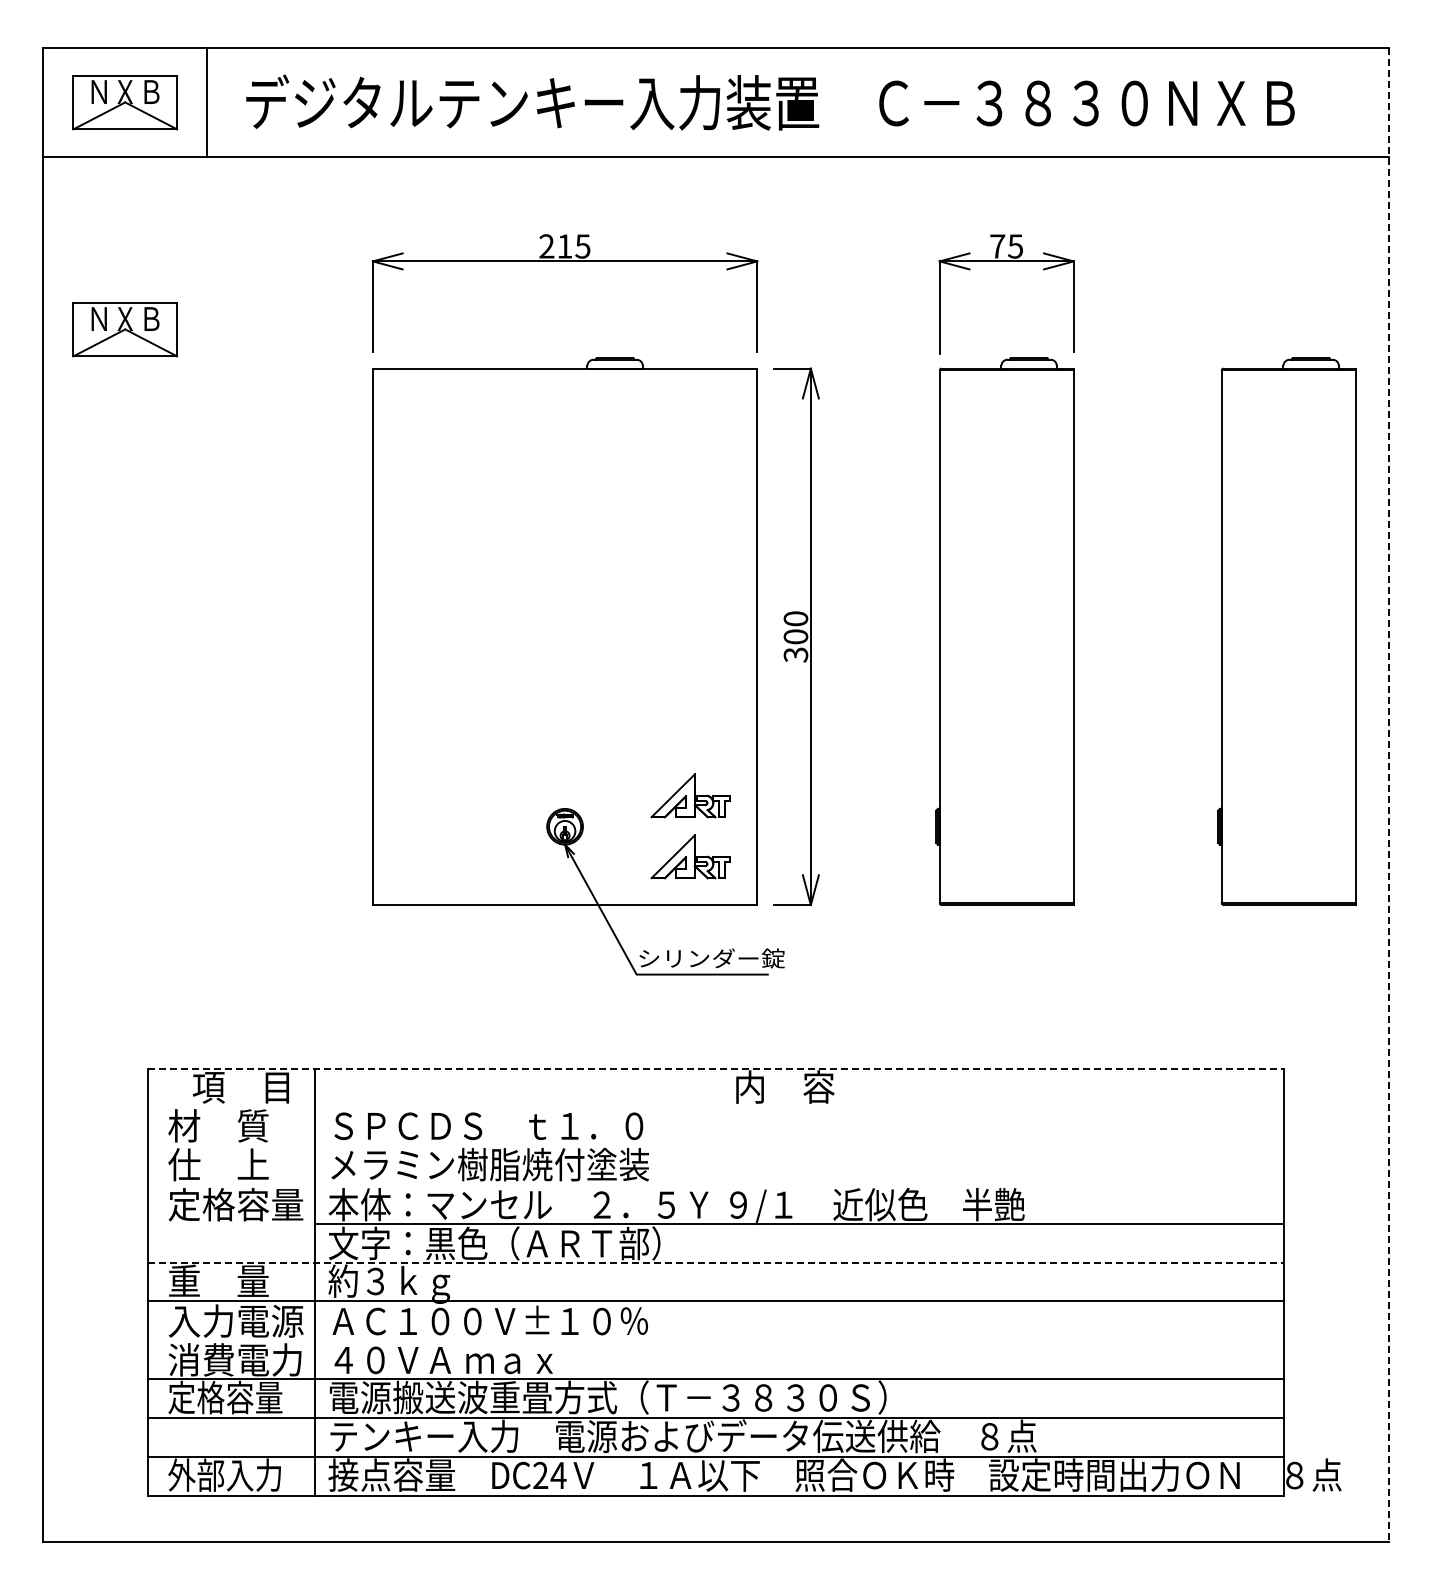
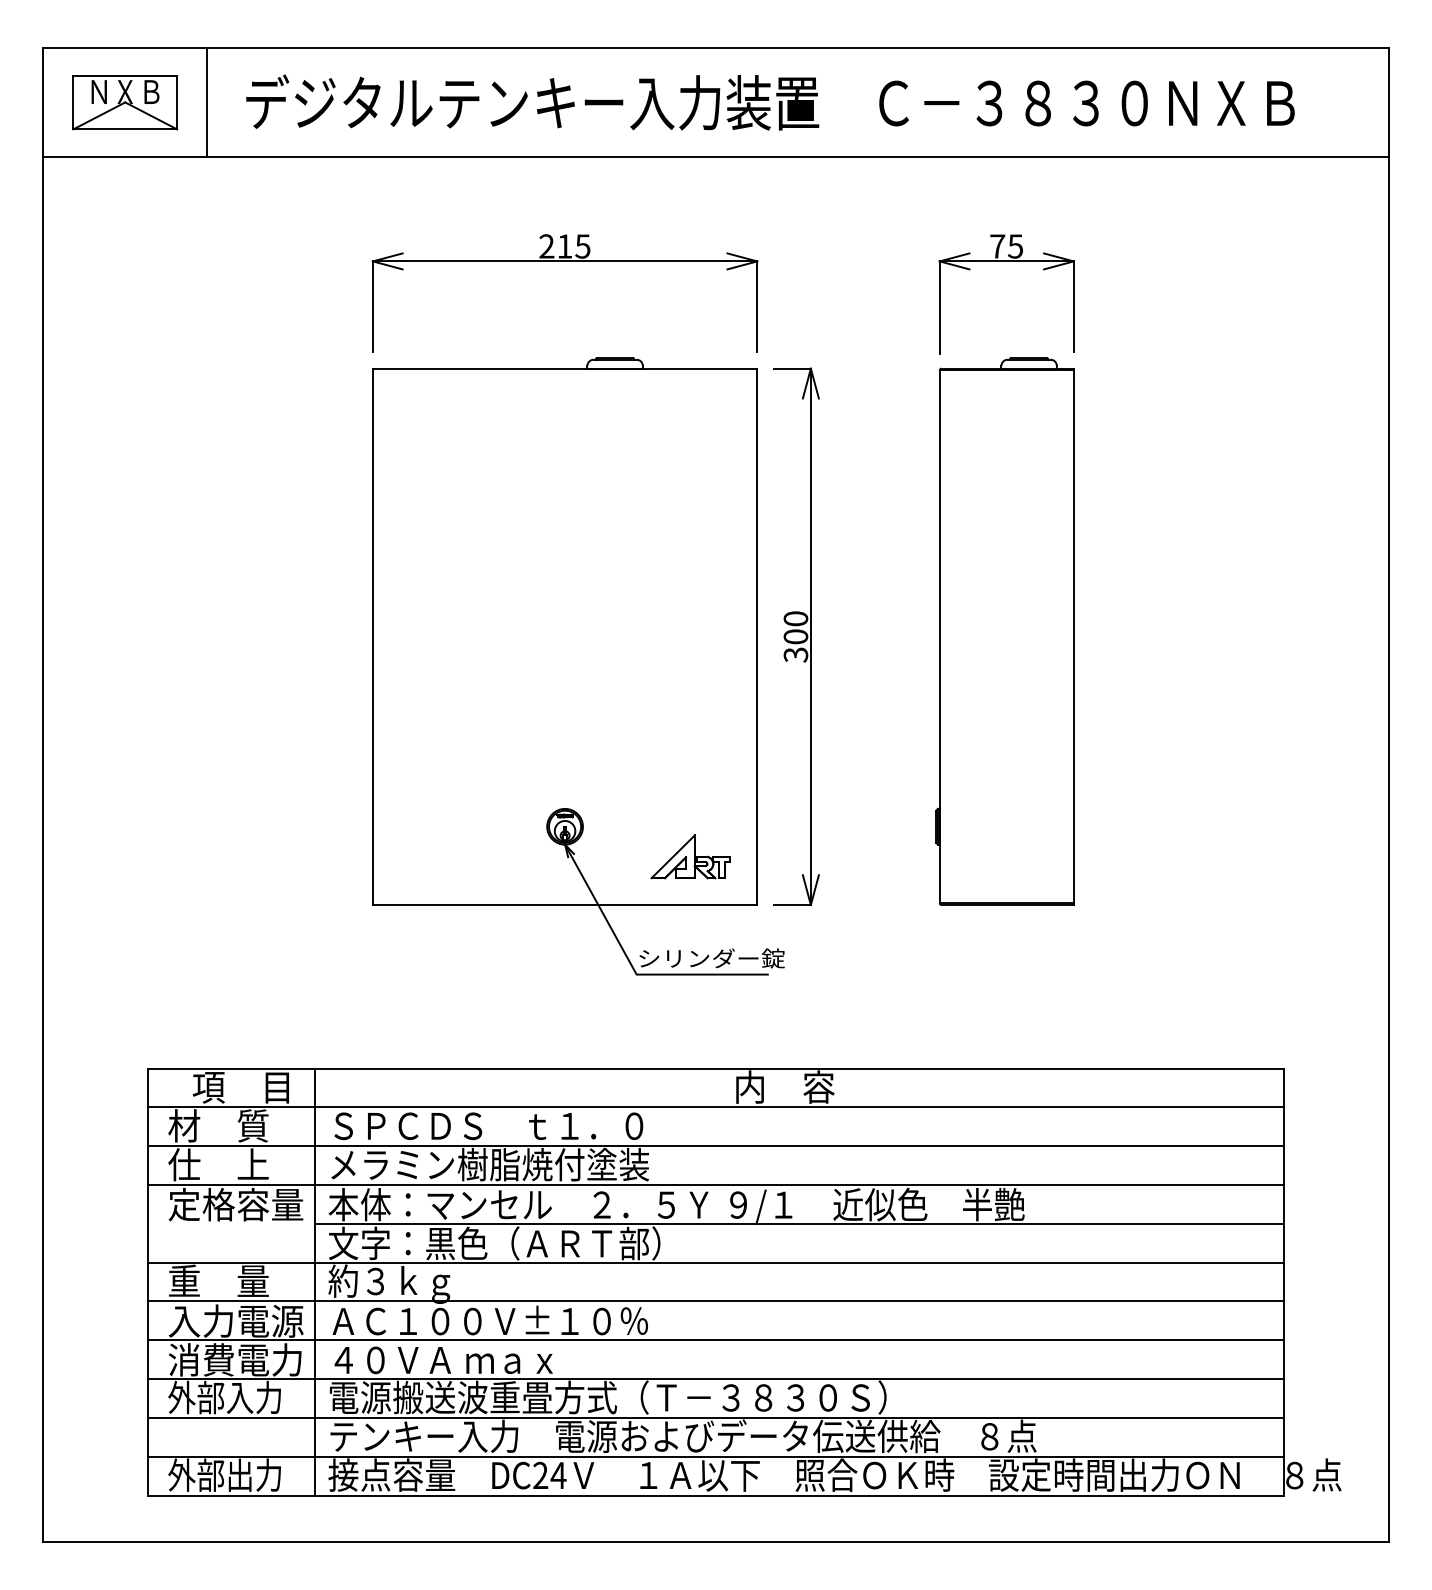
part: present -> none (125, 329)
part: present -> none (1286, 631)
part: present -> none (690, 795)
line: dashed -> solid (1388, 795)
line: dashed -> solid (716, 1068)
line: none -> present (715, 1107)
line: none -> present (715, 1146)
line: none -> present (715, 1185)
line: dashed -> solid (716, 1262)
line: none -> present (715, 1340)
text: 定格容量 -> 外部入力 (225, 1397)
text: 外部入力 -> 外部出力 (239, 1474)
